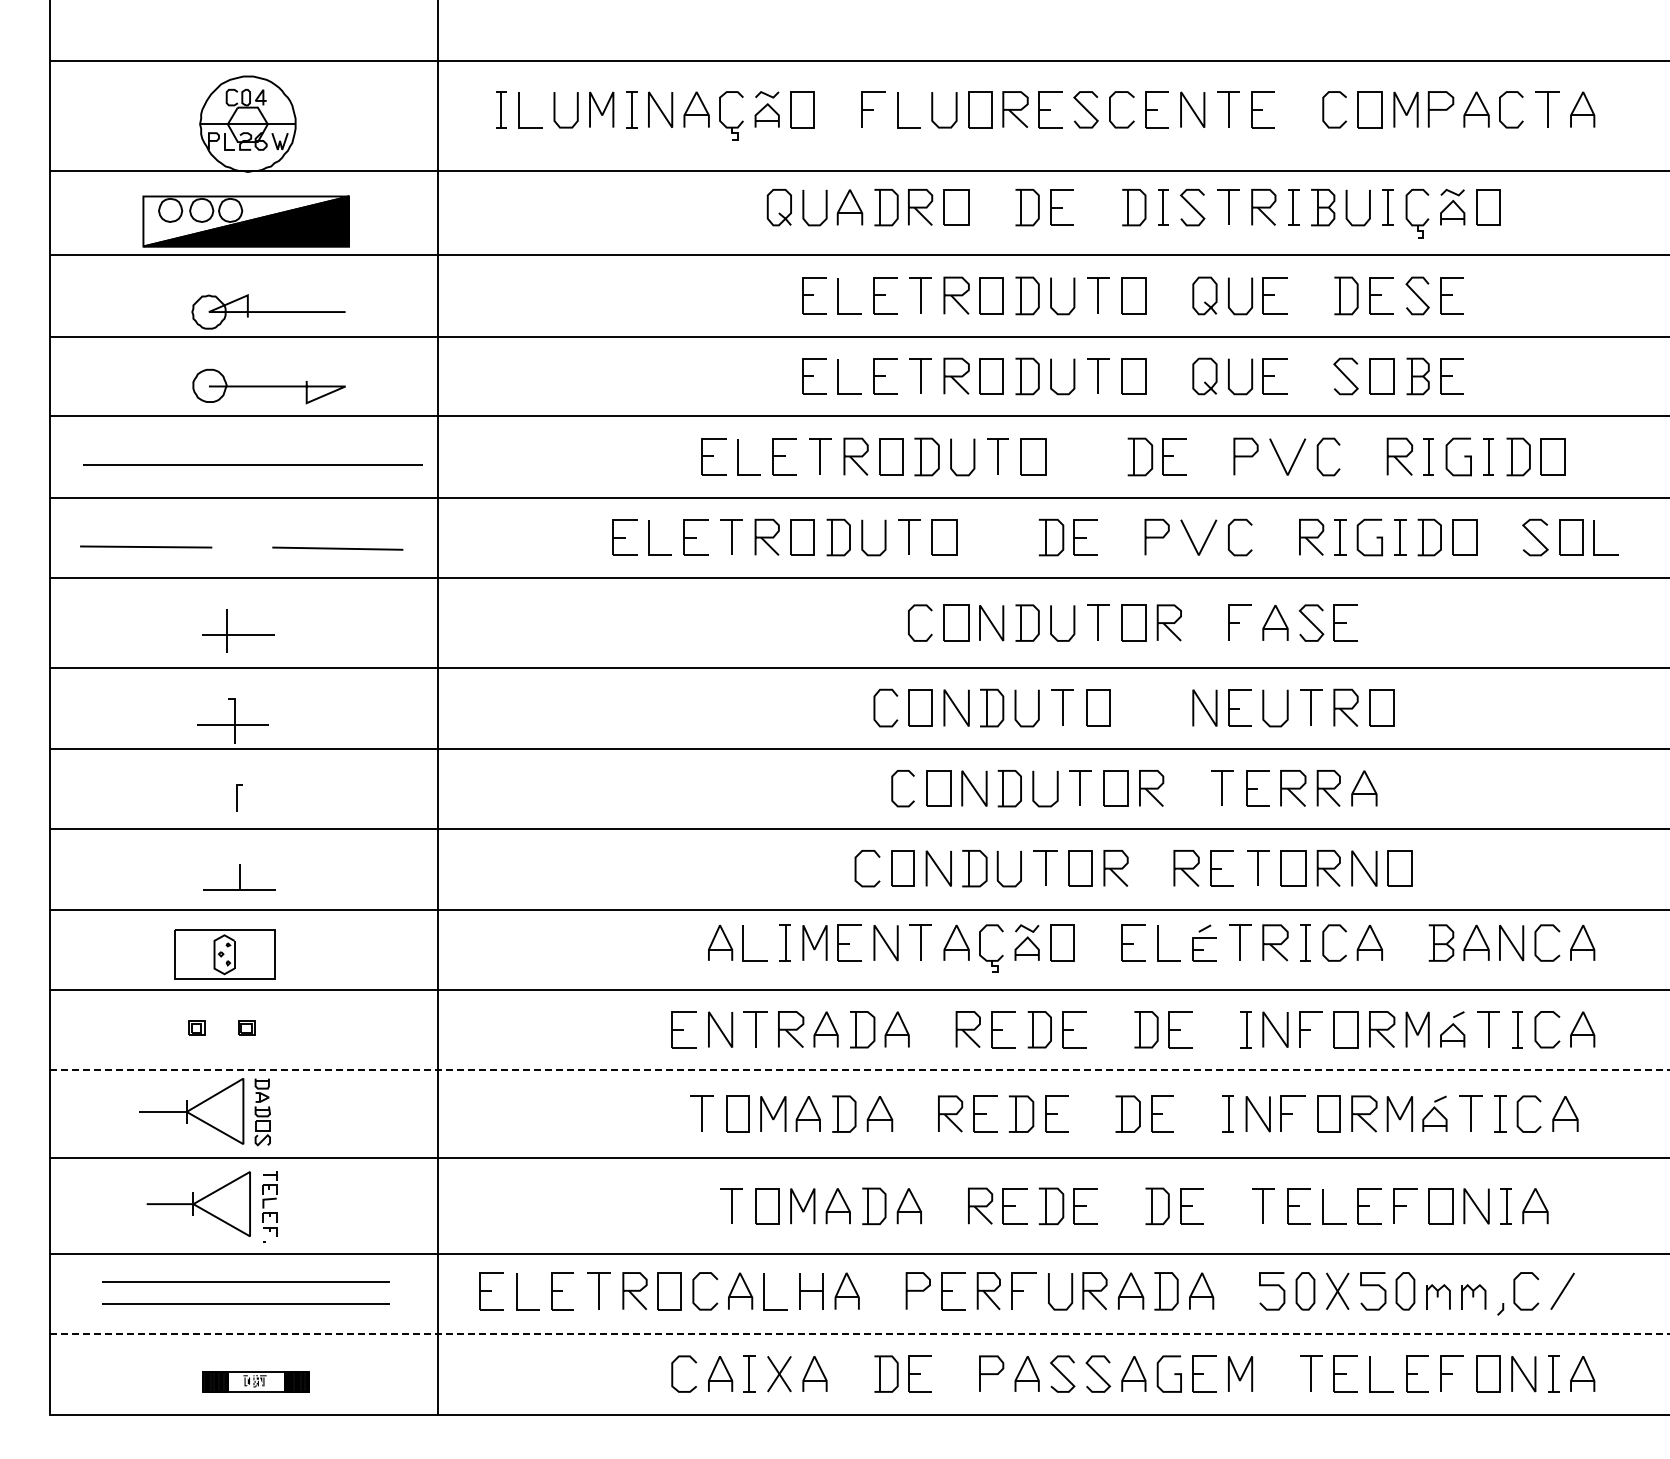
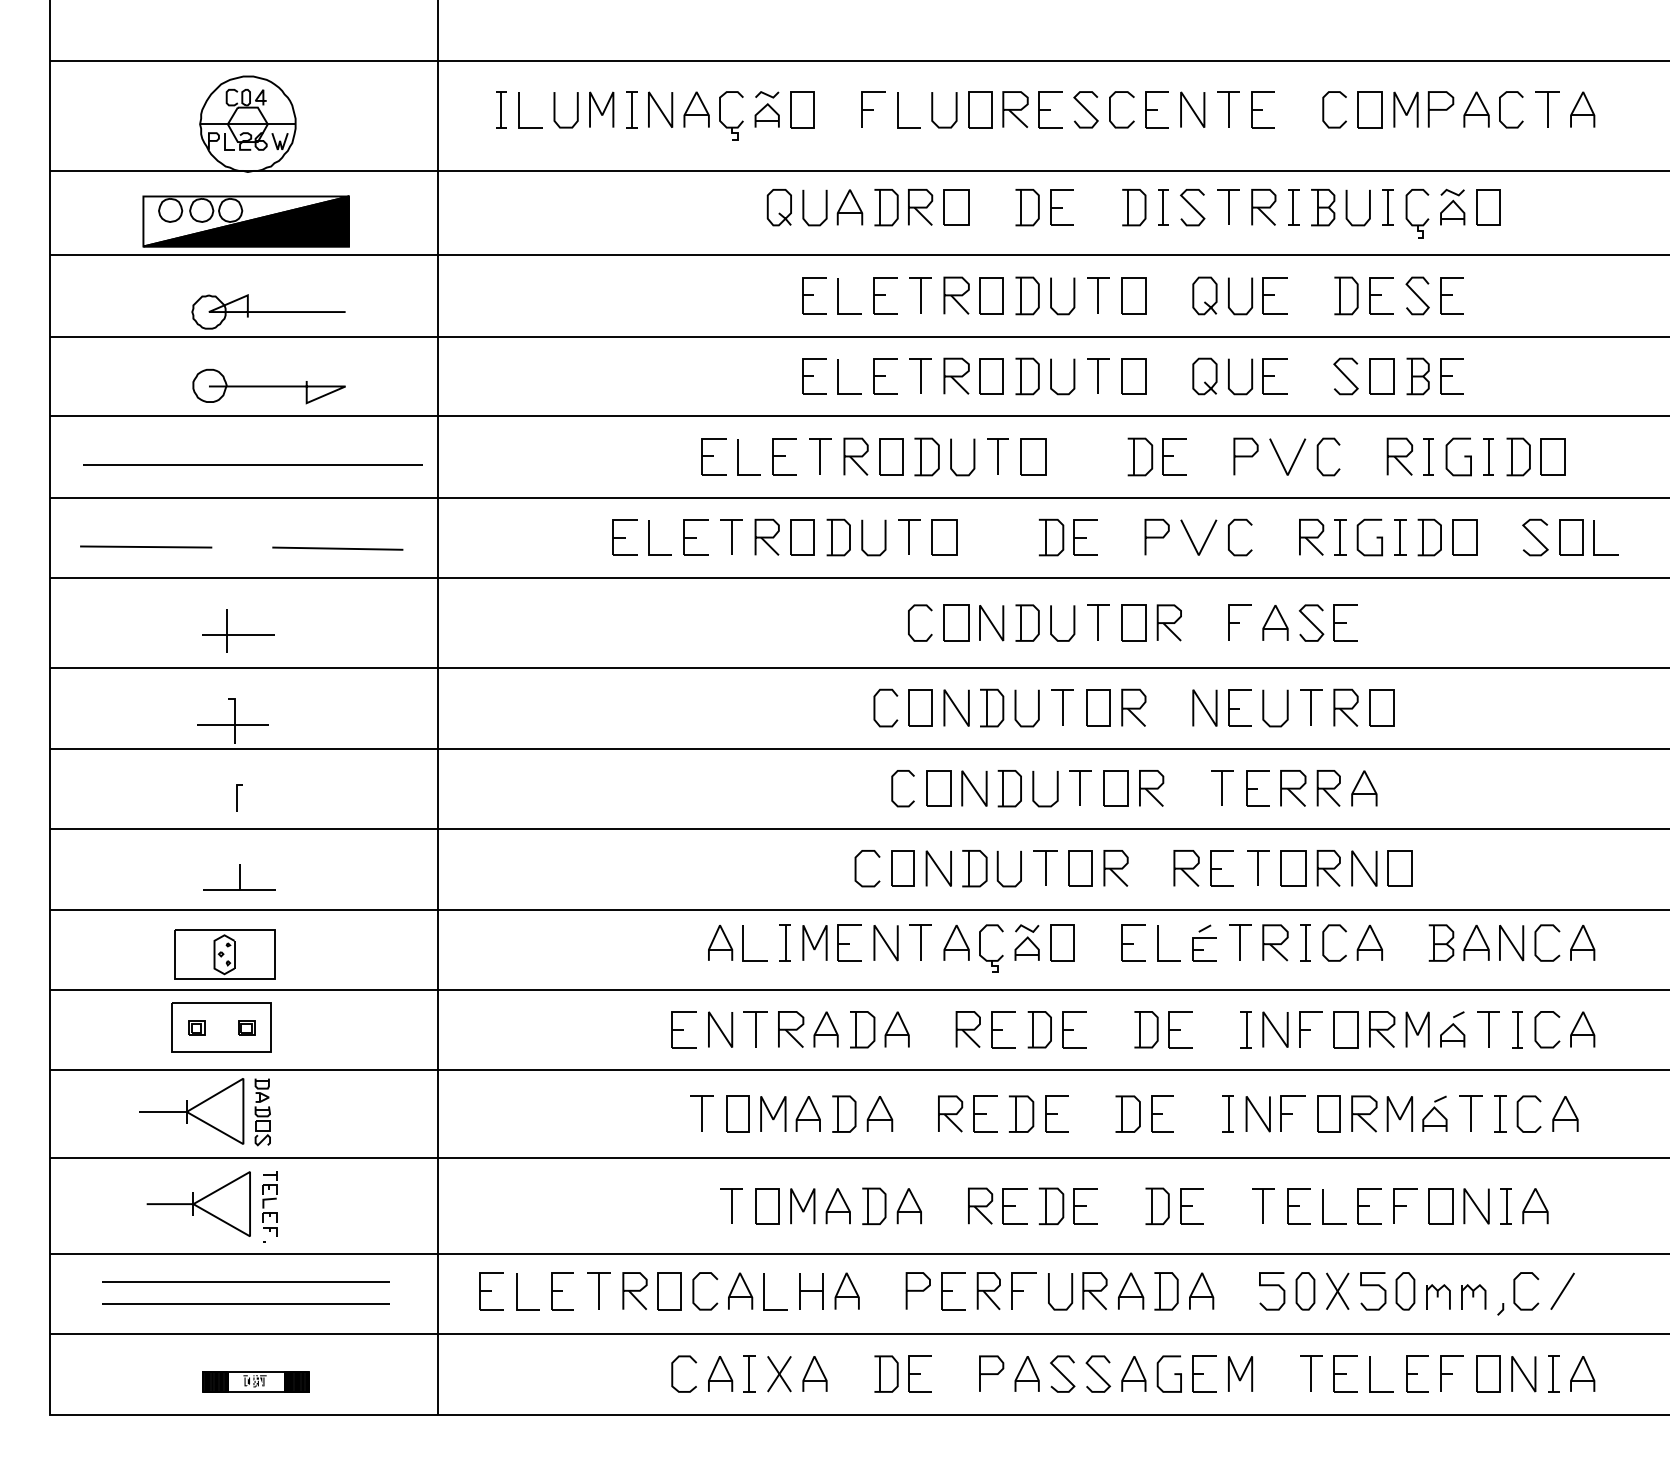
part: none -> present (1133, 707)
part: none -> present (221, 1027)
line: dashed -> solid (860, 1069)
line: dashed -> solid (860, 1334)
